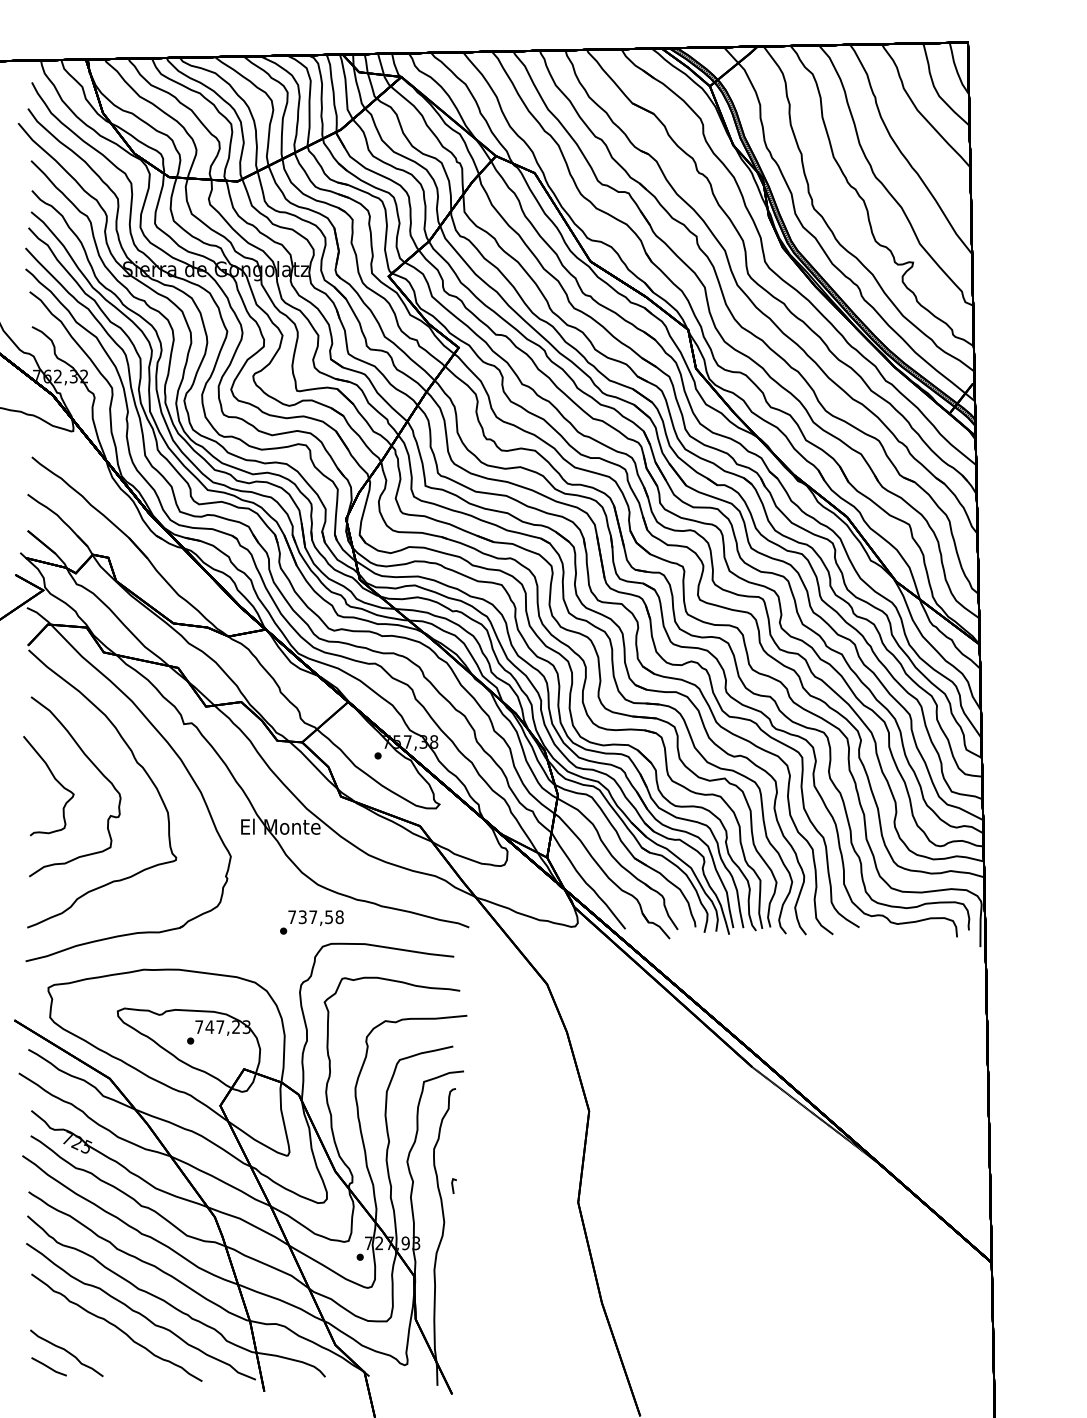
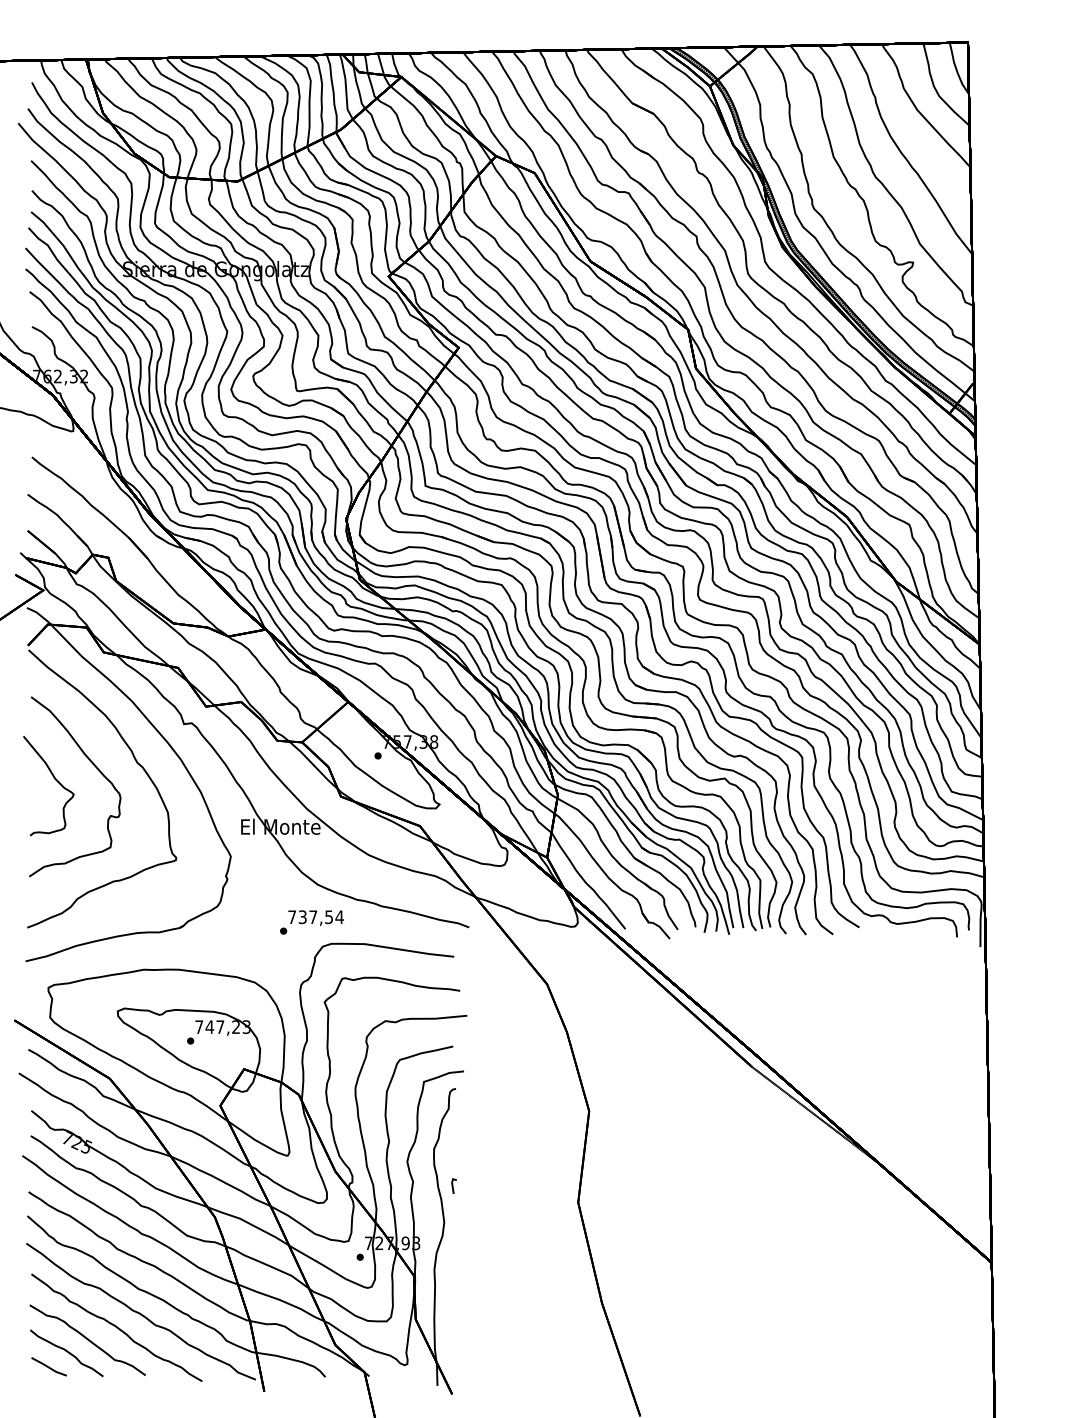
text: 737,58 -> 737,54 (339, 917)
part: none -> present (87, 1339)
